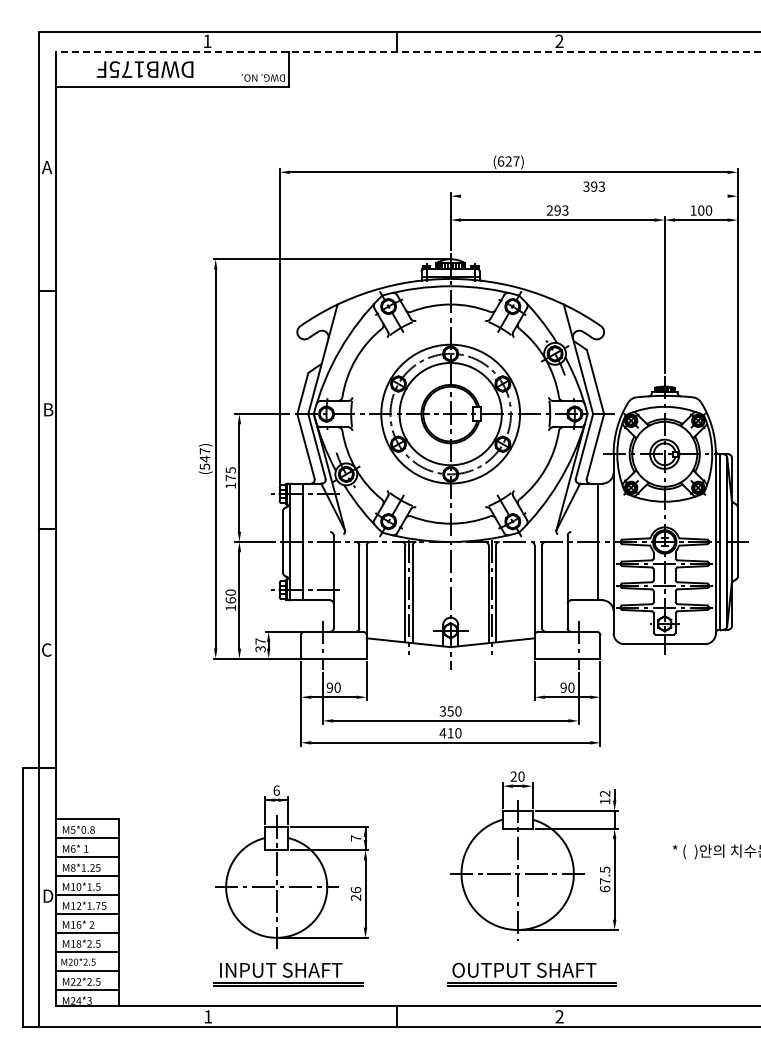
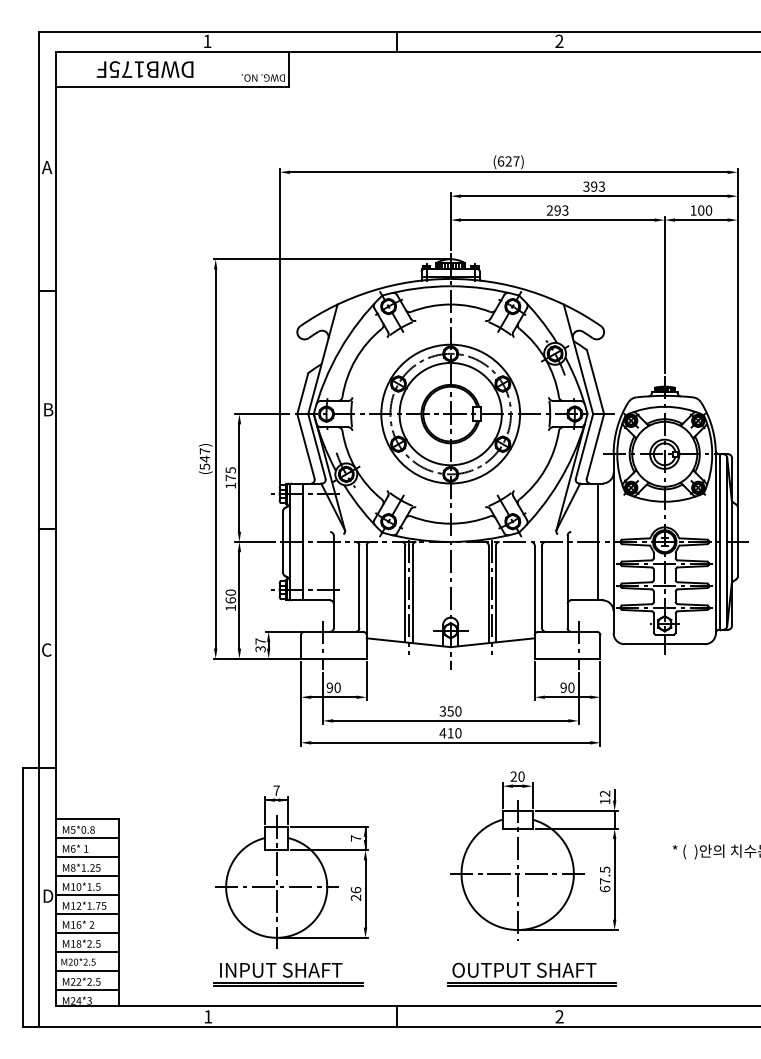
line: dashed -> solid (407, 52)
line: none -> present (593, 196)
text: 6 -> 7 (276, 790)
